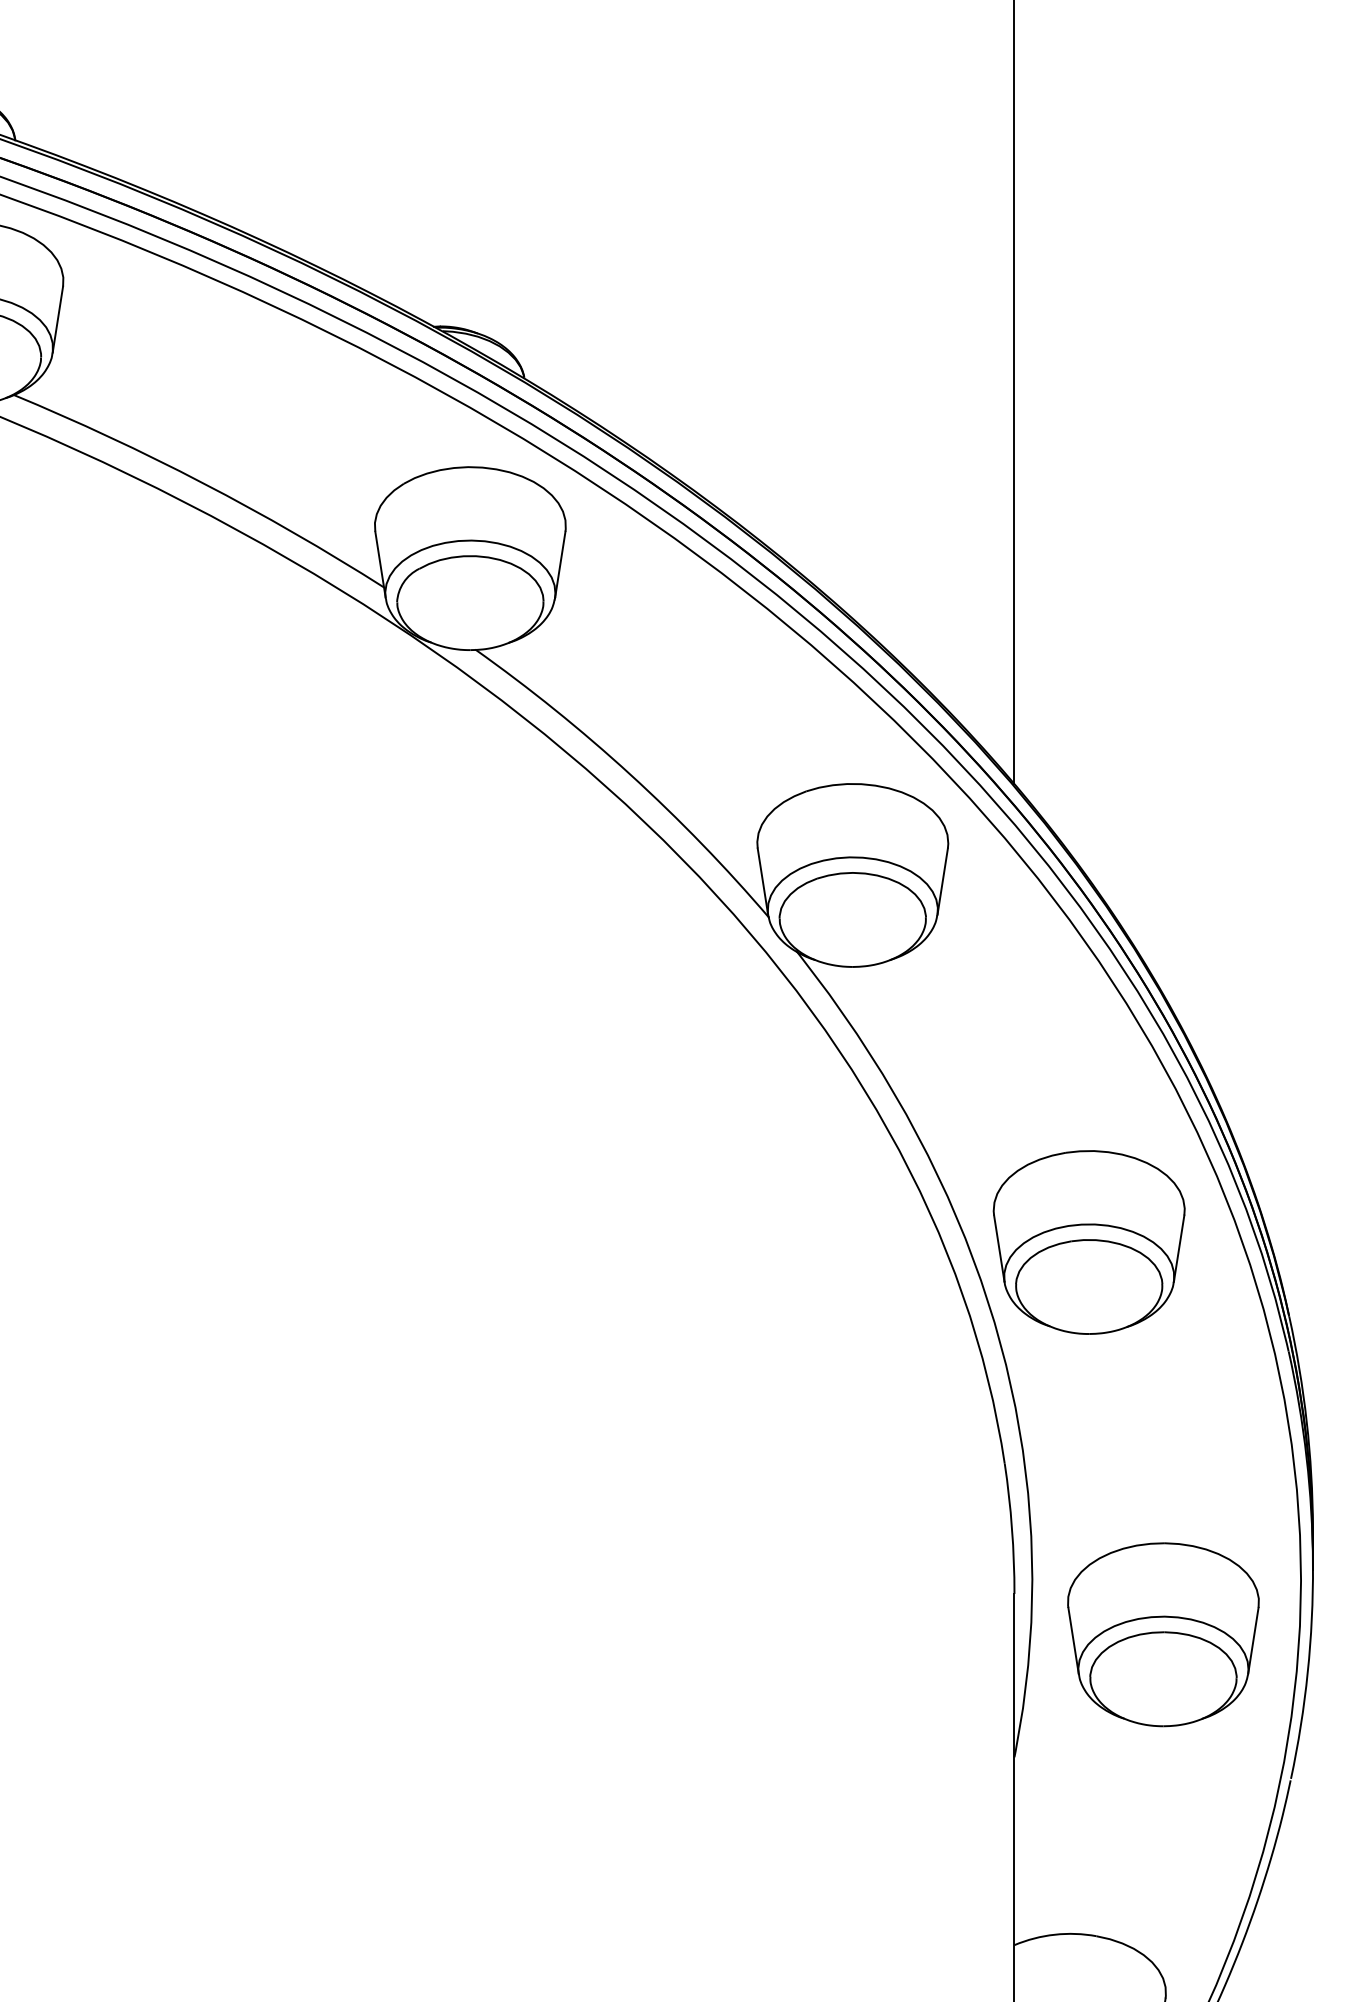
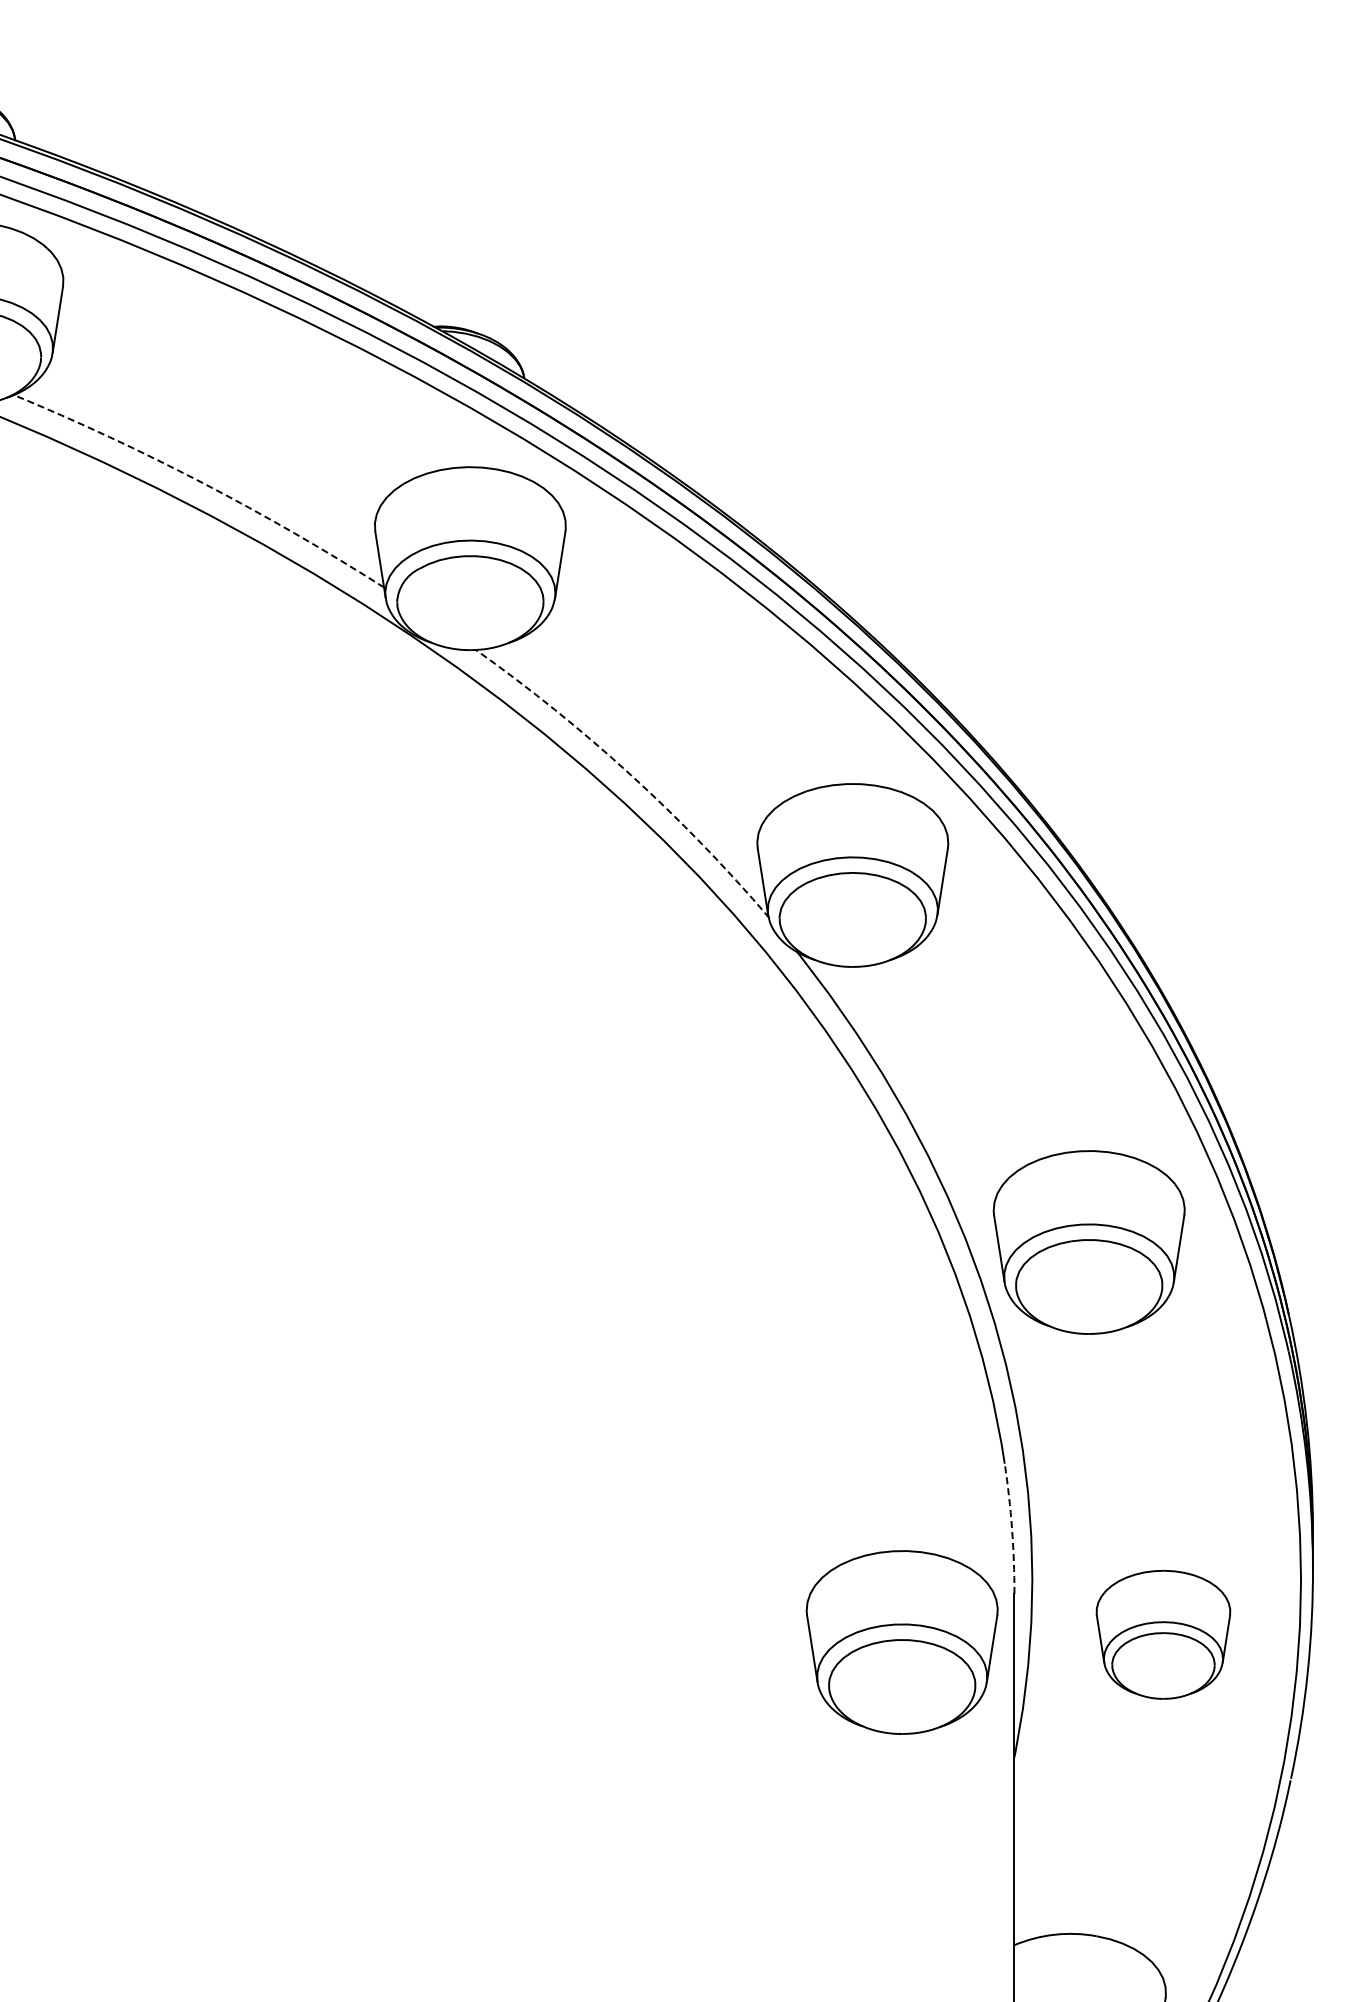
line: present -> none (1014, 393)
arc: solid -> dashed (203, 483)
arc: solid -> dashed (630, 774)
arc: solid -> dashed (1012, 1528)
part size: 193x186 px -> 137x131 px (1163, 1634)
part: none -> present (901, 1642)
